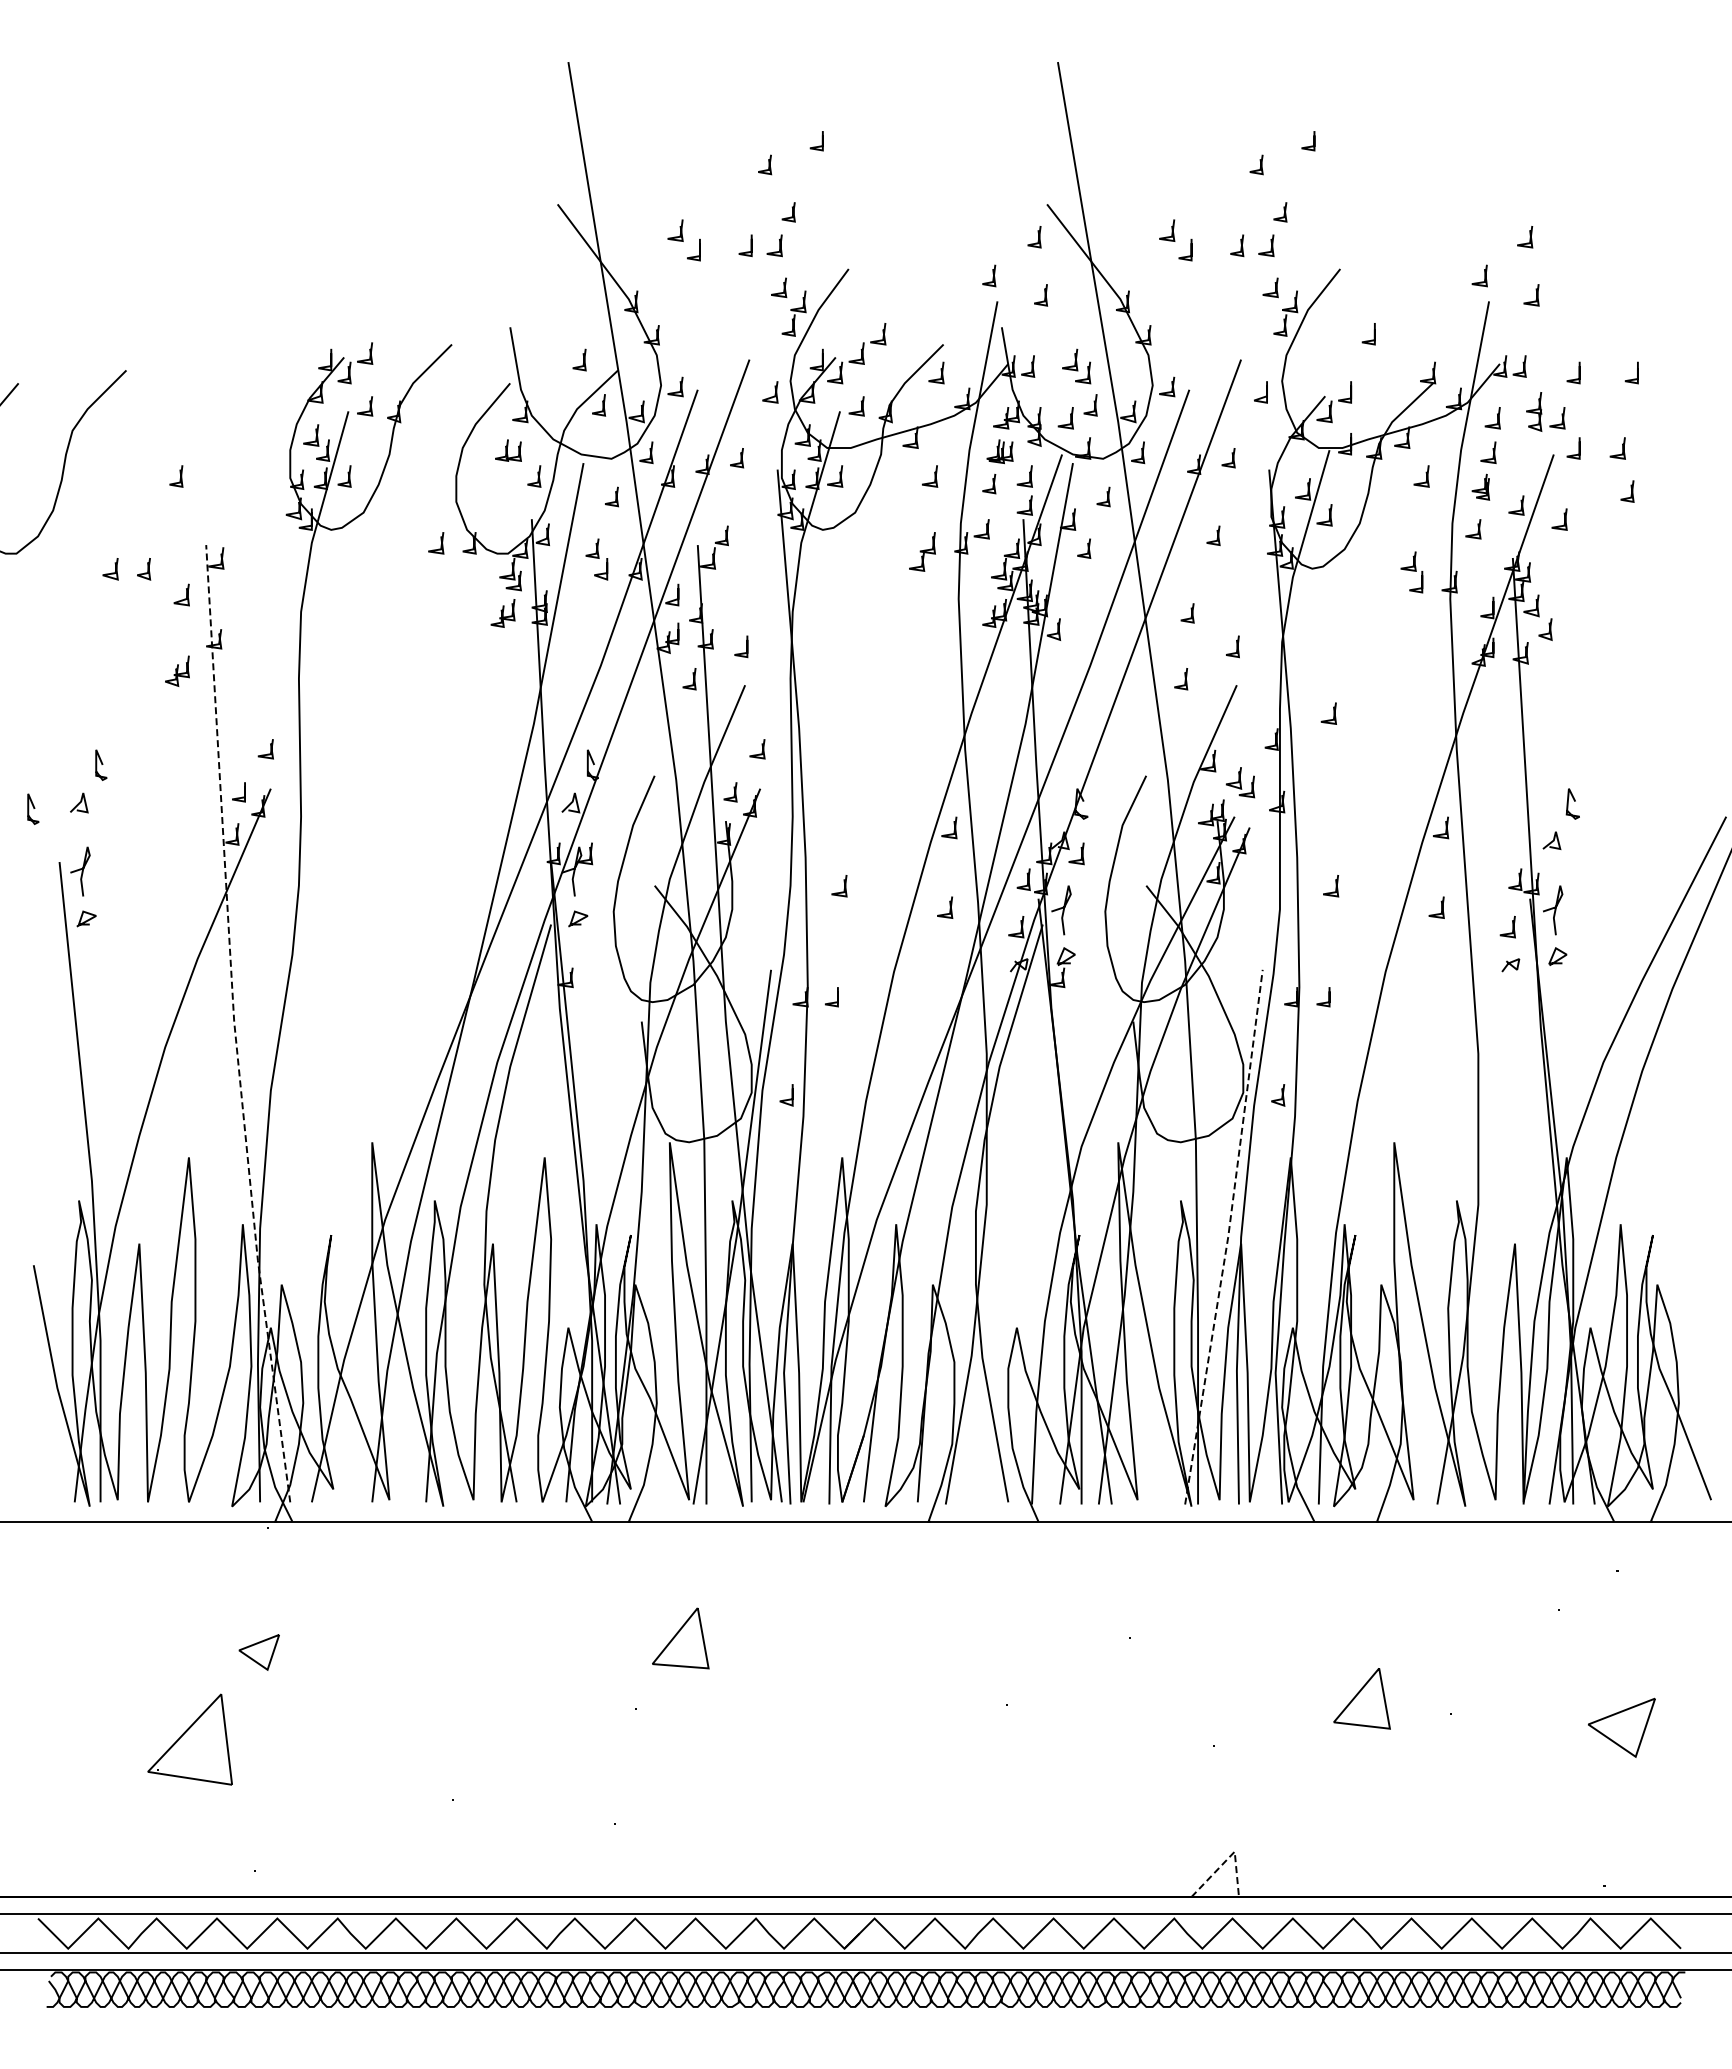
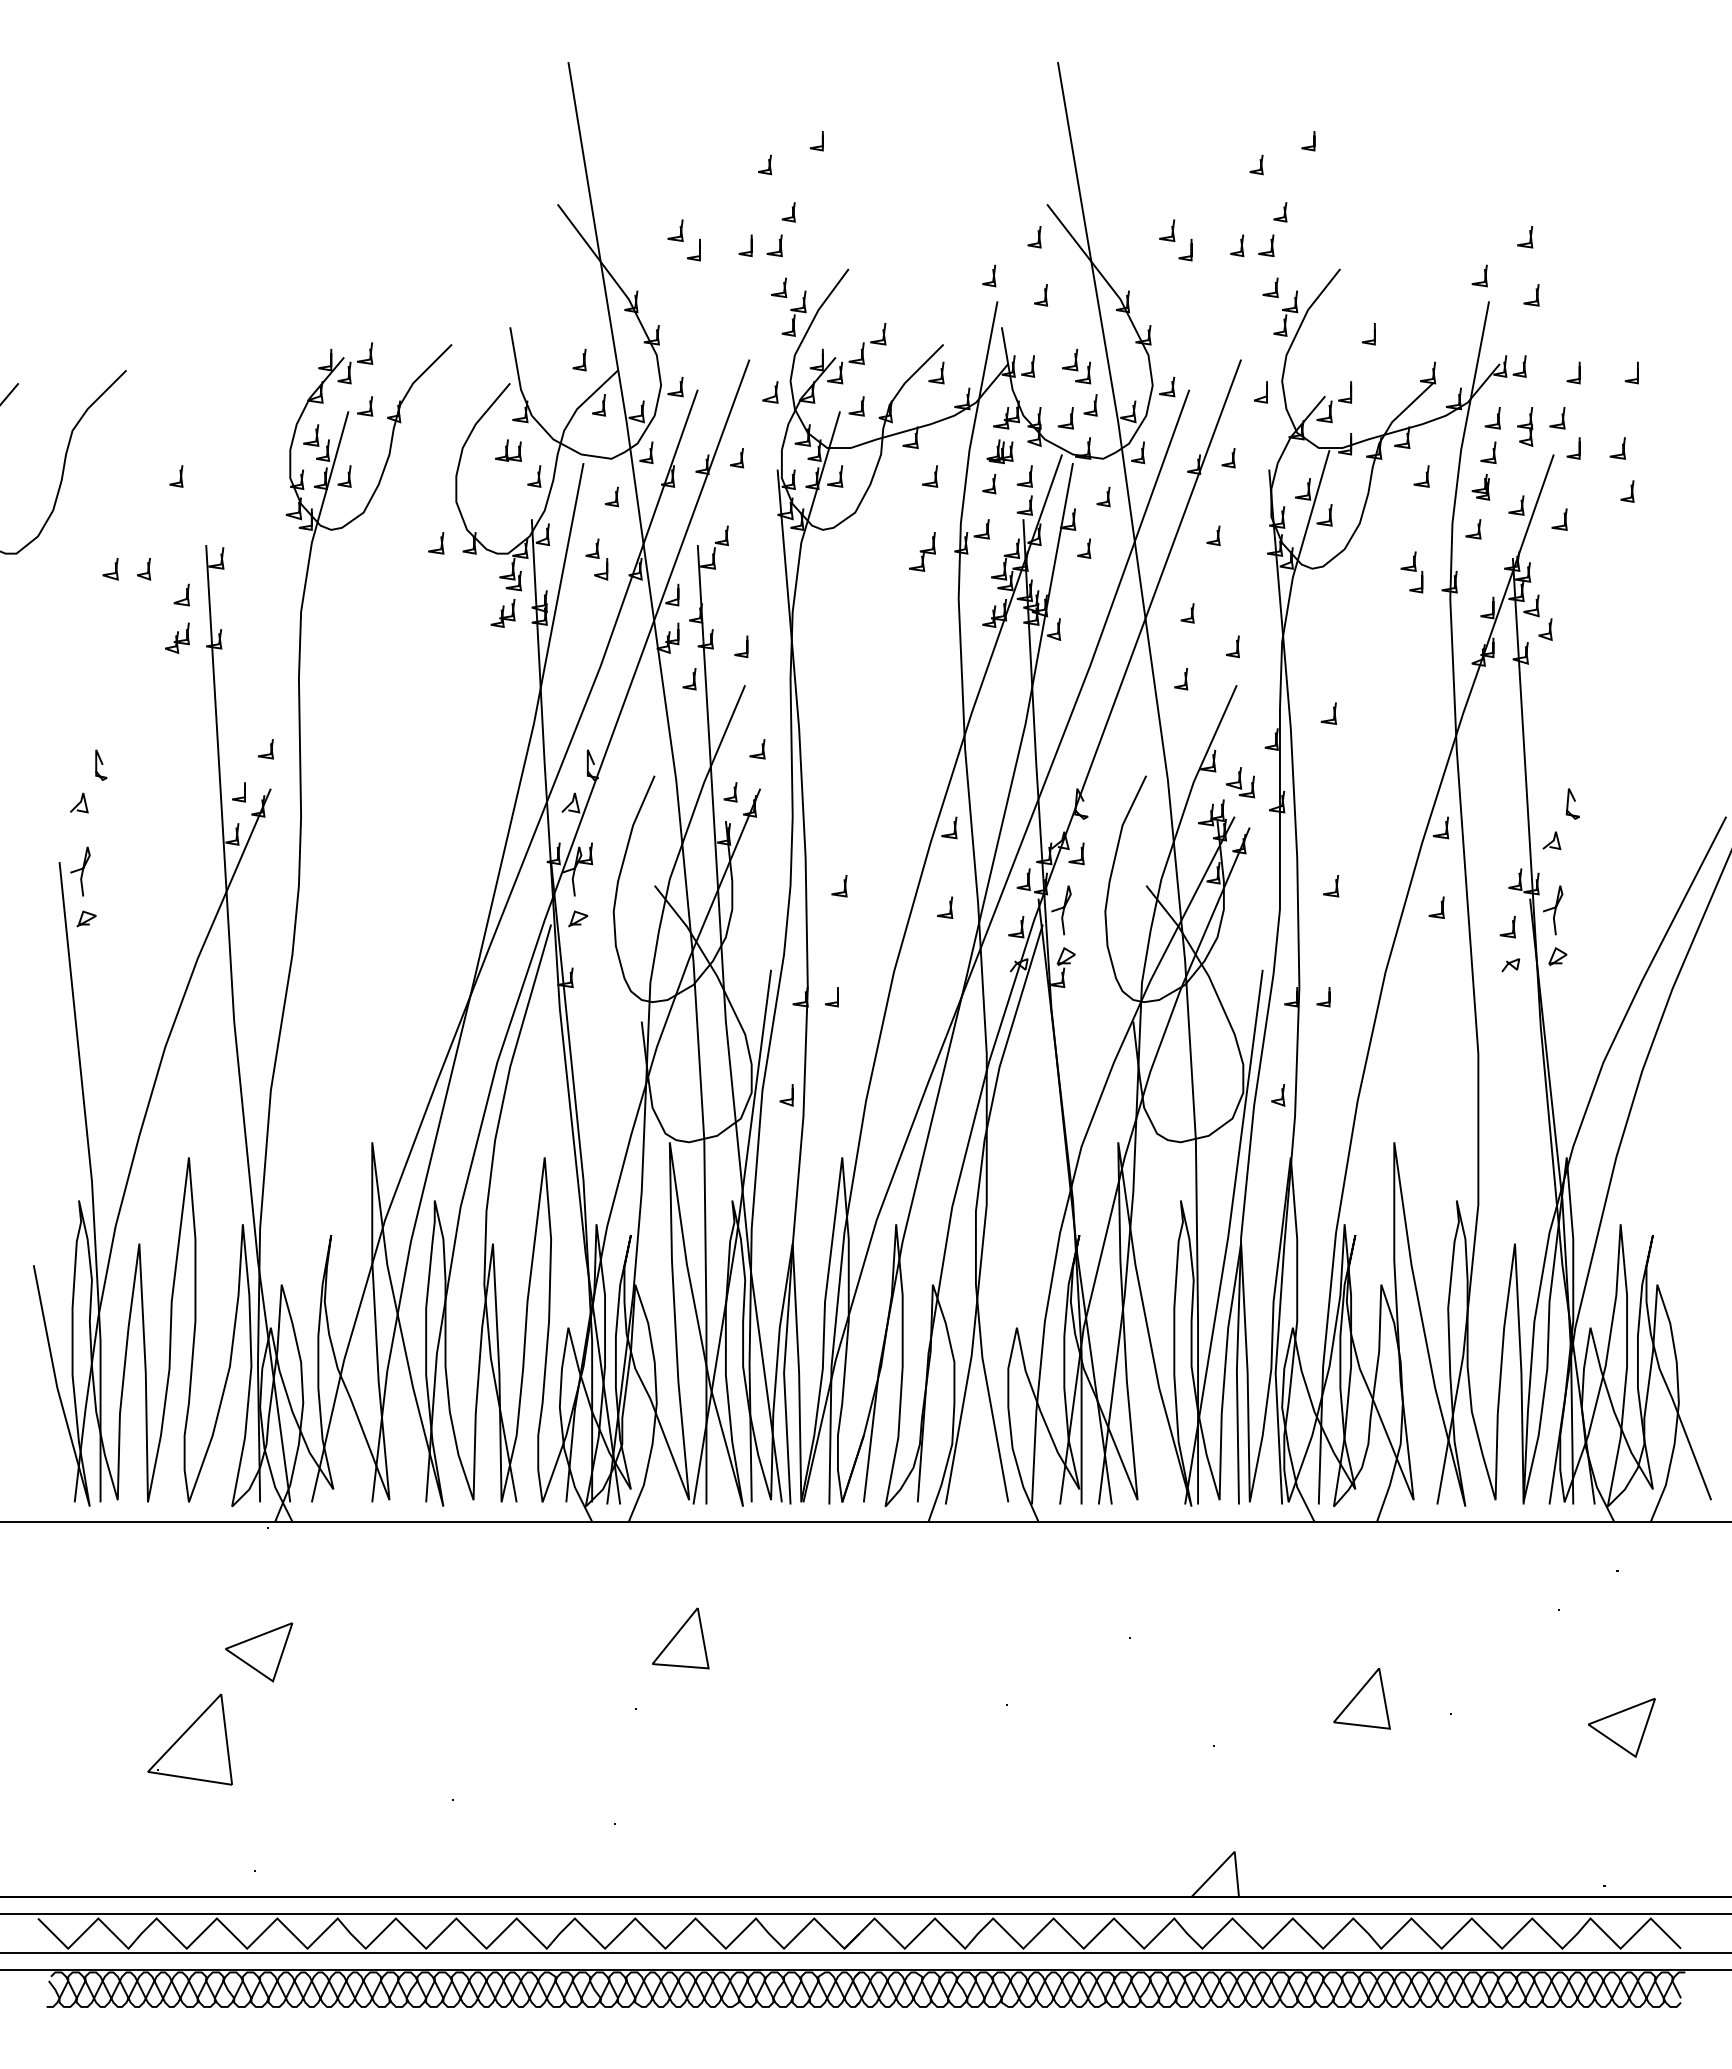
part position: (1534, 411) -> (1525, 426) (1525, 426)
part position: (177, 670) -> (177, 637) (177, 637)
curve: present -> none (33, 808)
line: dashed -> solid (234, 1024)
line: dashed -> solid (1228, 1237)
part size: 42x37 px -> 69x61 px (259, 1652)
line: dashed -> solid (1229, 1857)
